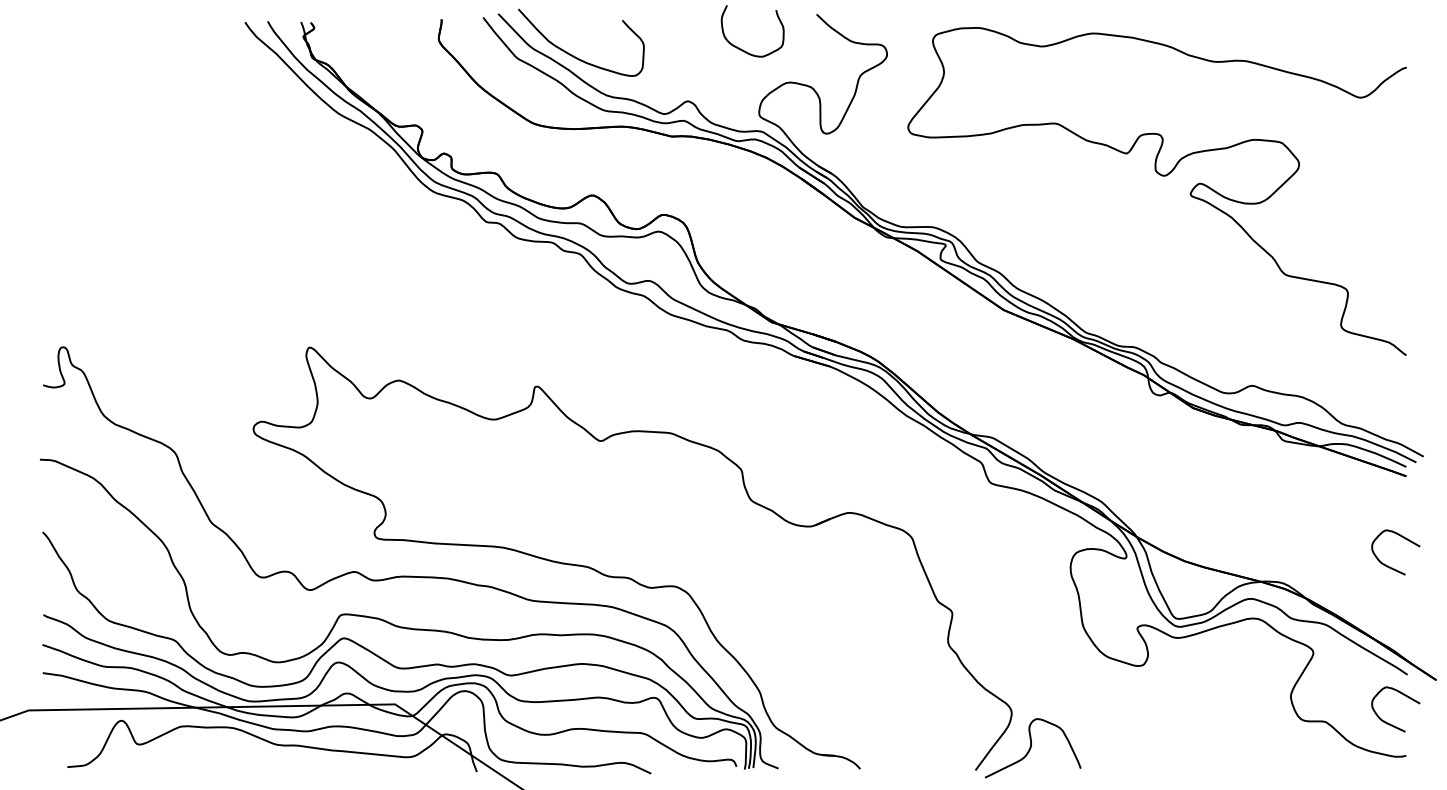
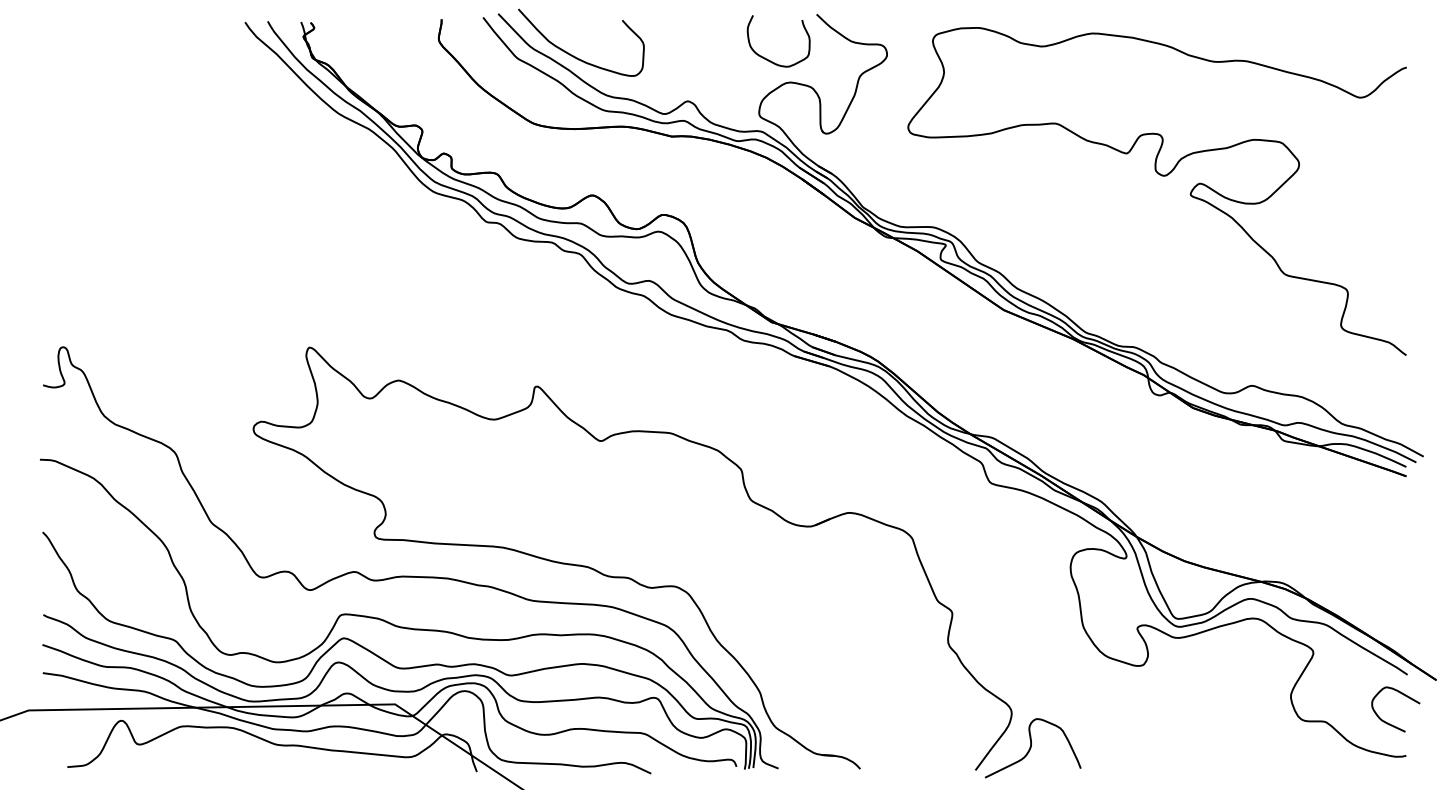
curve position: (741, 48) -> (767, 58) (767, 58)
curve: present -> none (1388, 565)
